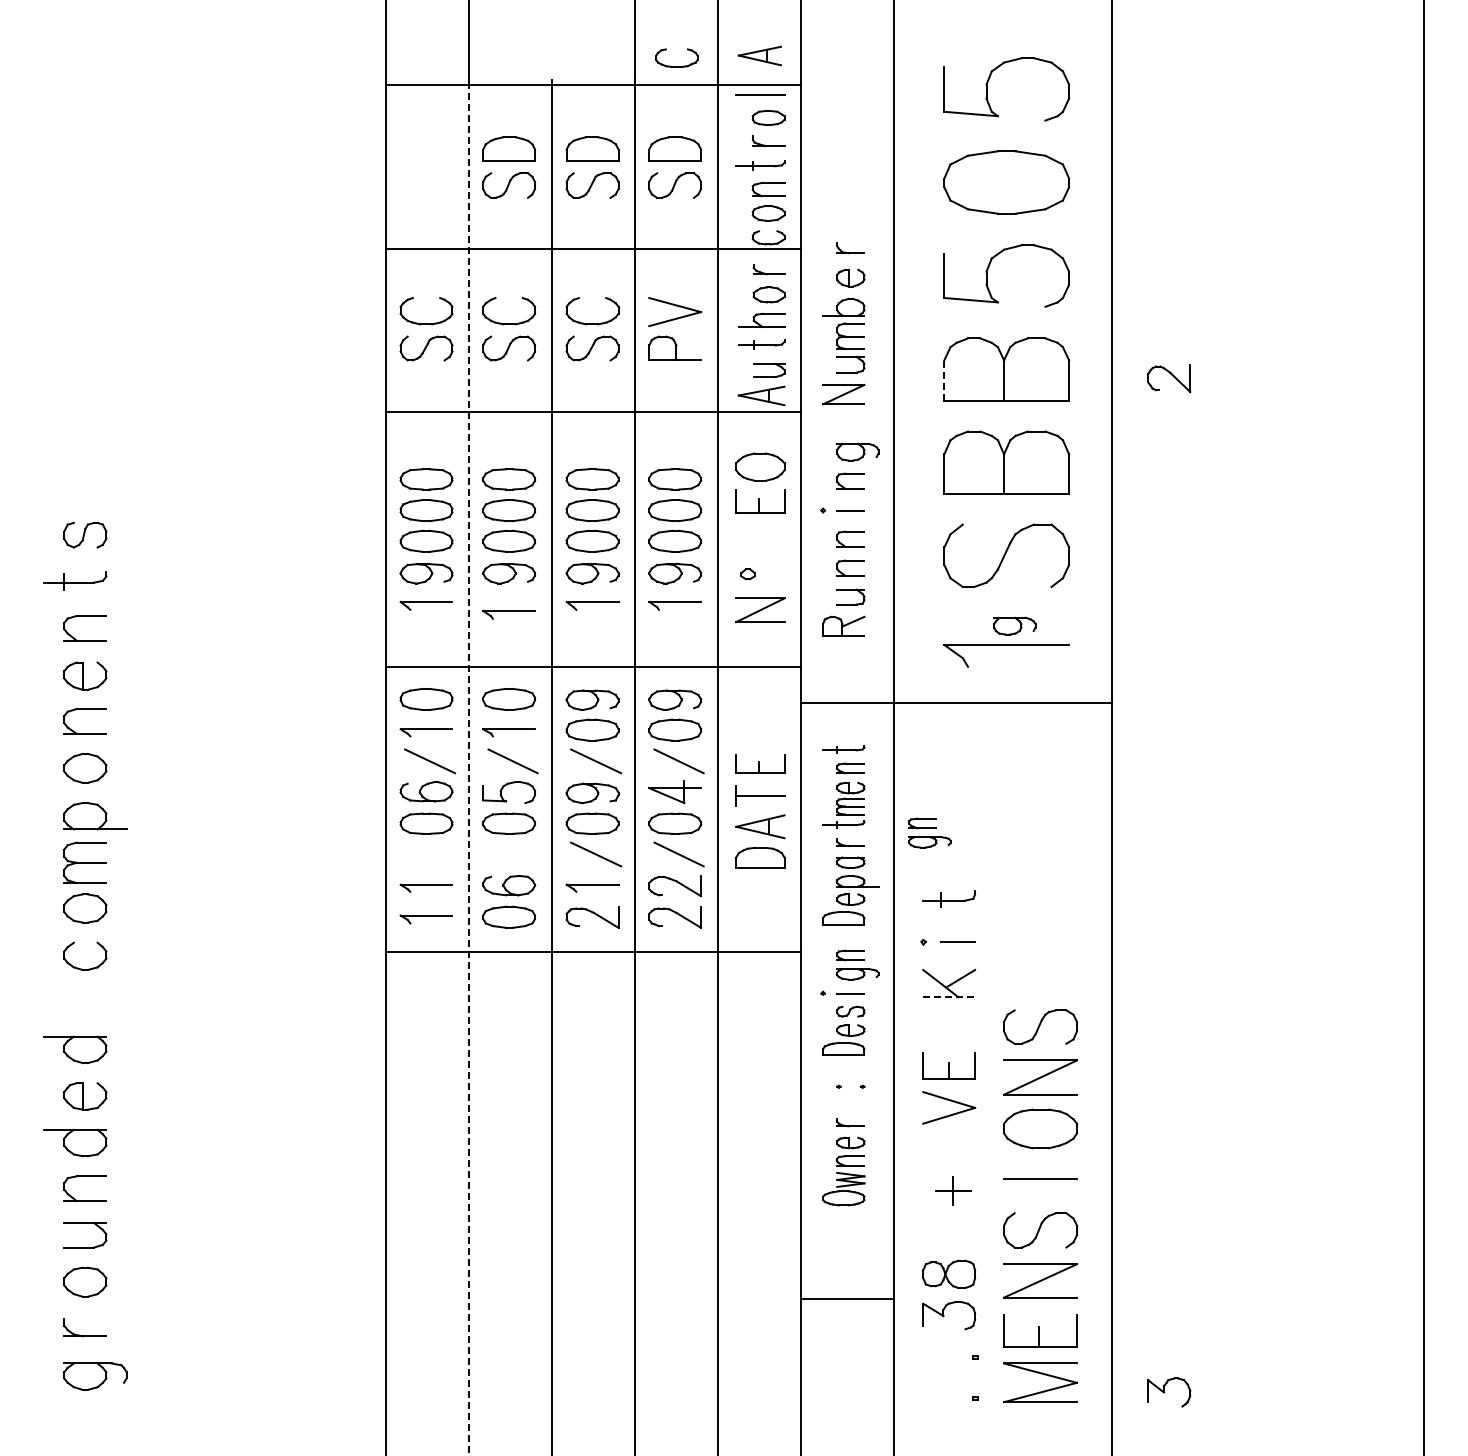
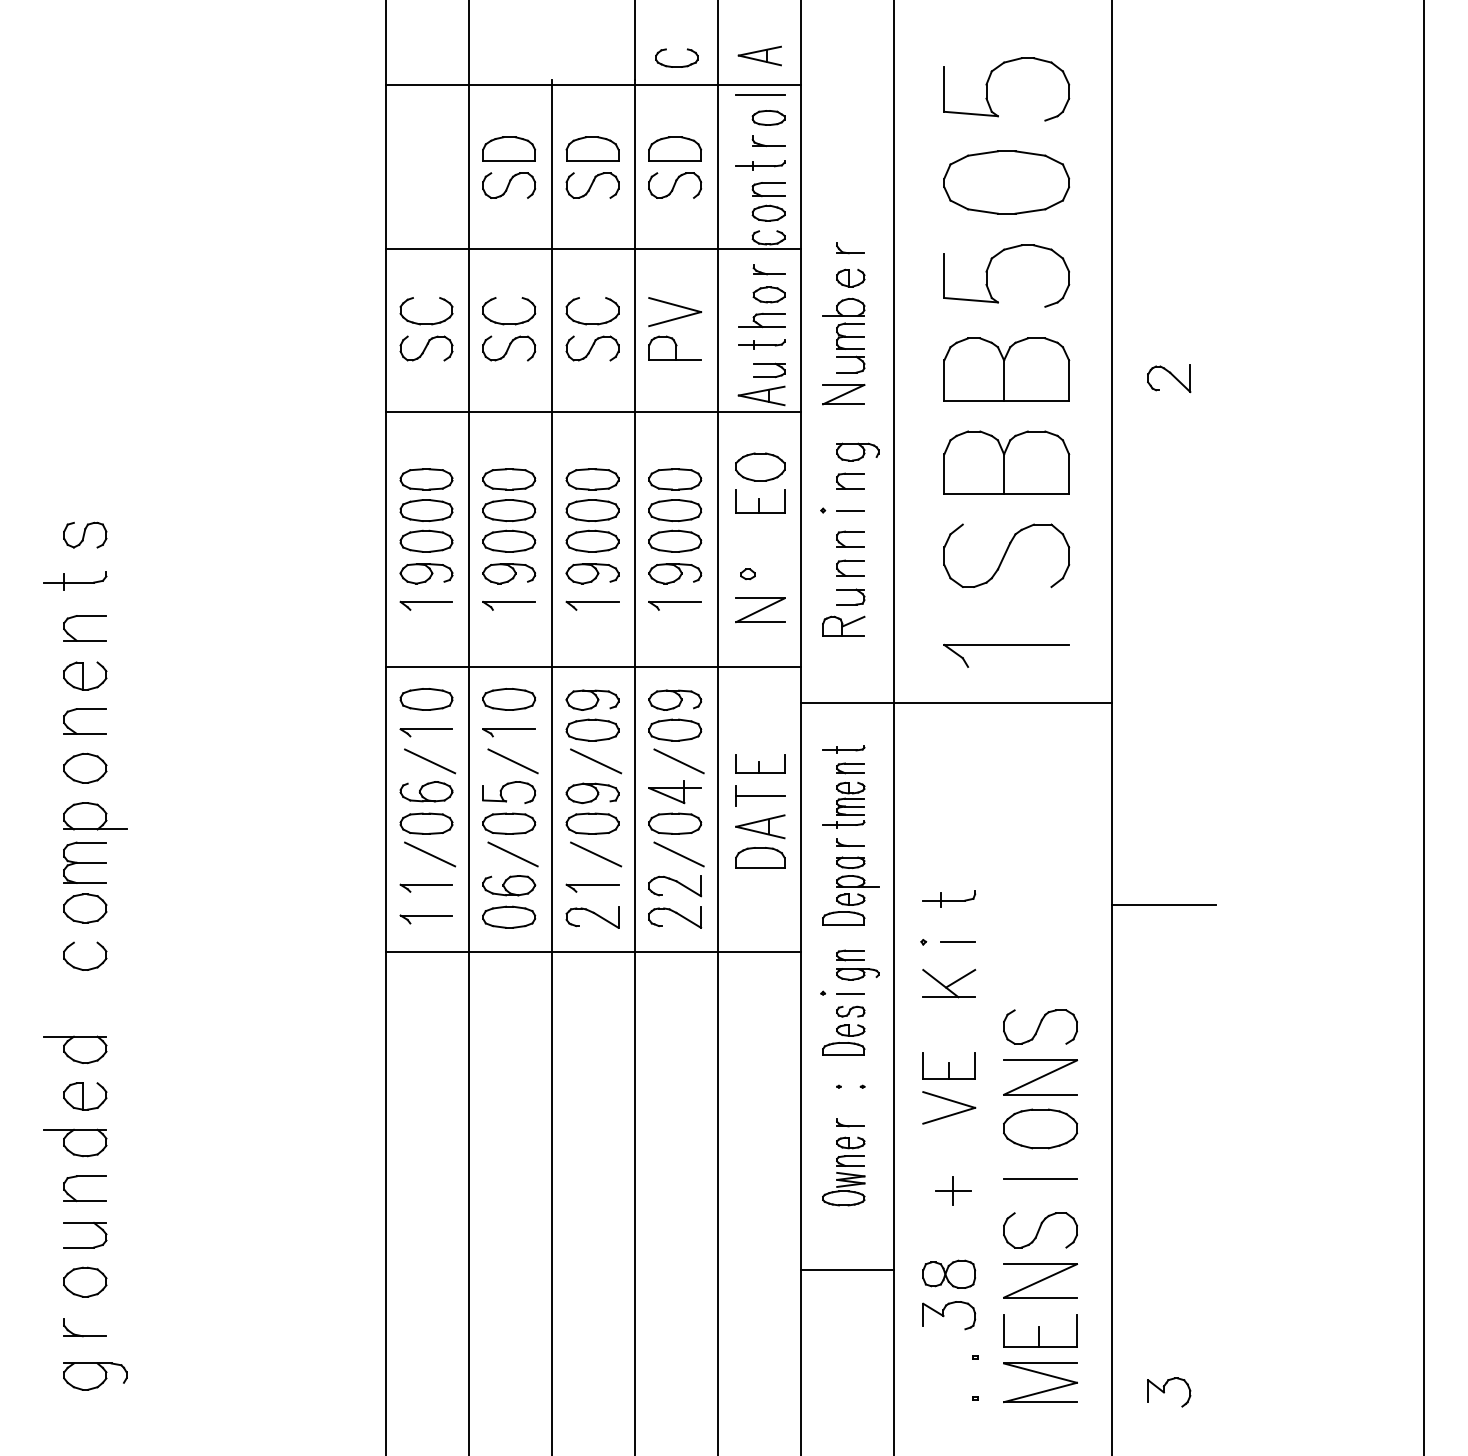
line: dashed -> solid (944, 380)
part position: (508, 614) -> (508, 605) (508, 605)
part: present -> none (1014, 625)
line: dashed -> solid (469, 769)
part: present -> none (929, 832)
line: none -> present (430, 854)
line: none -> present (512, 854)
line: none -> present (1163, 904)
line: dashed -> solid (949, 997)
line position: (847, 1298) -> (847, 1269) (847, 1269)
